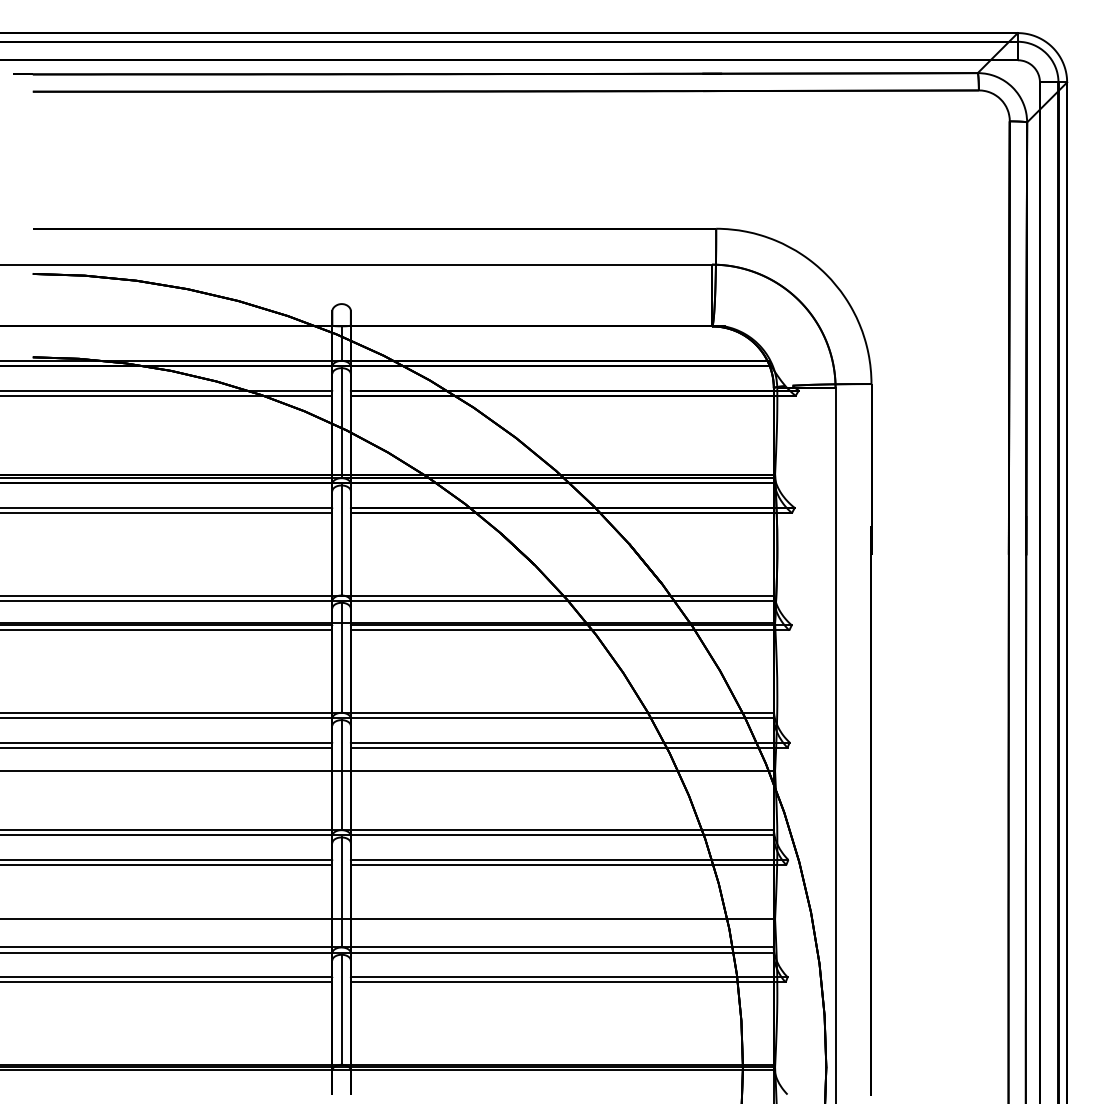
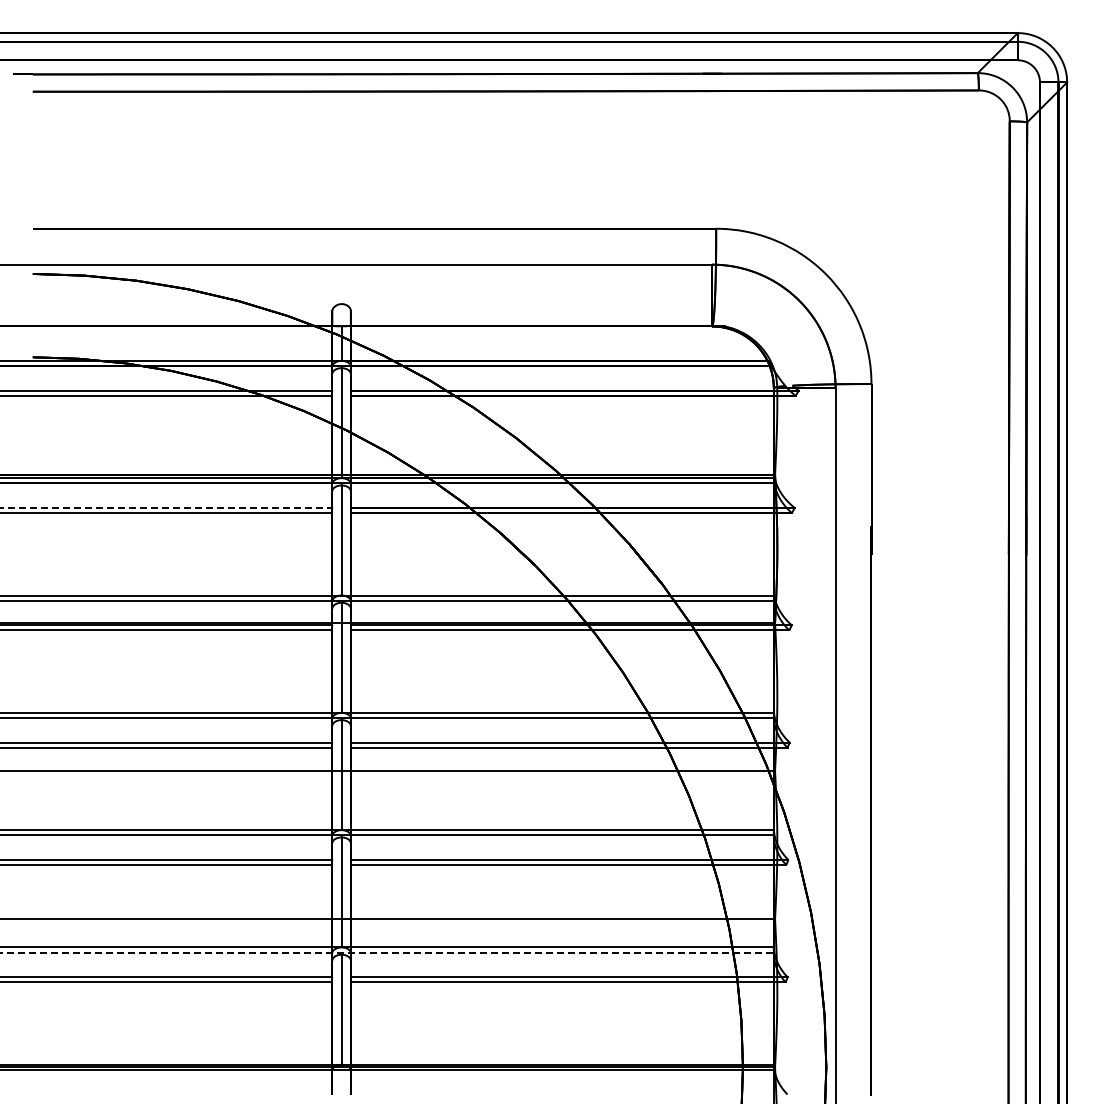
line: solid -> dashed (166, 507)
line: solid -> dashed (387, 952)
